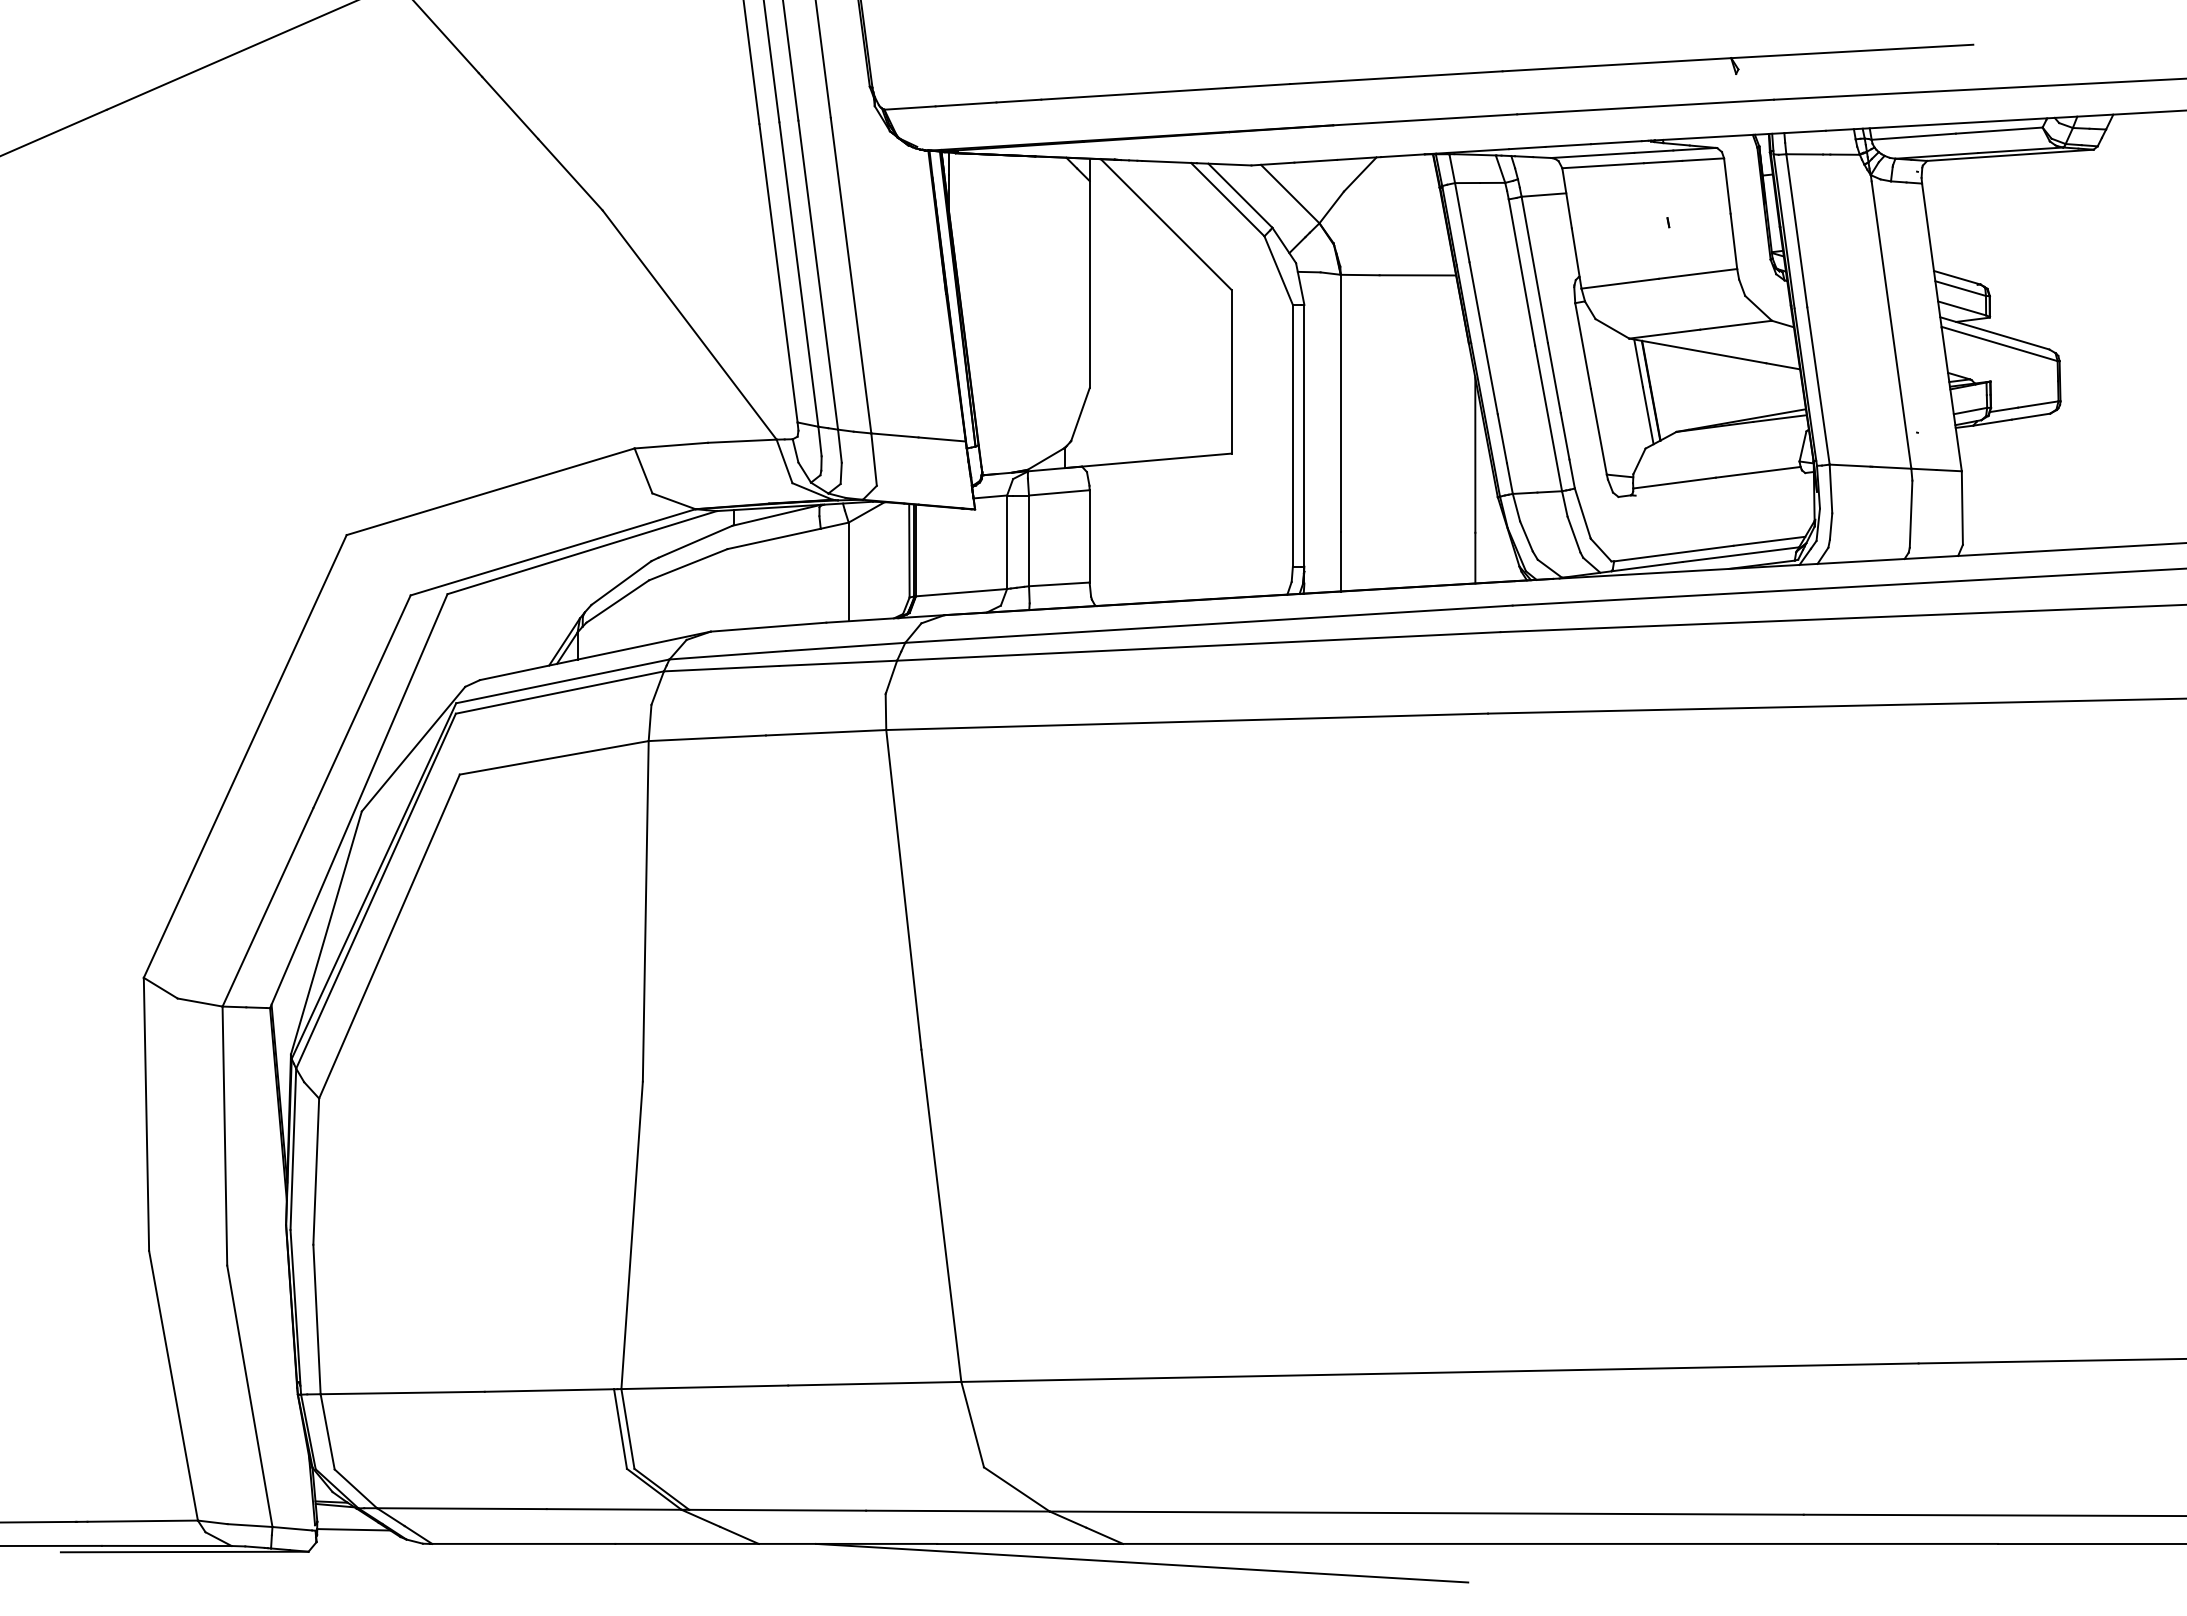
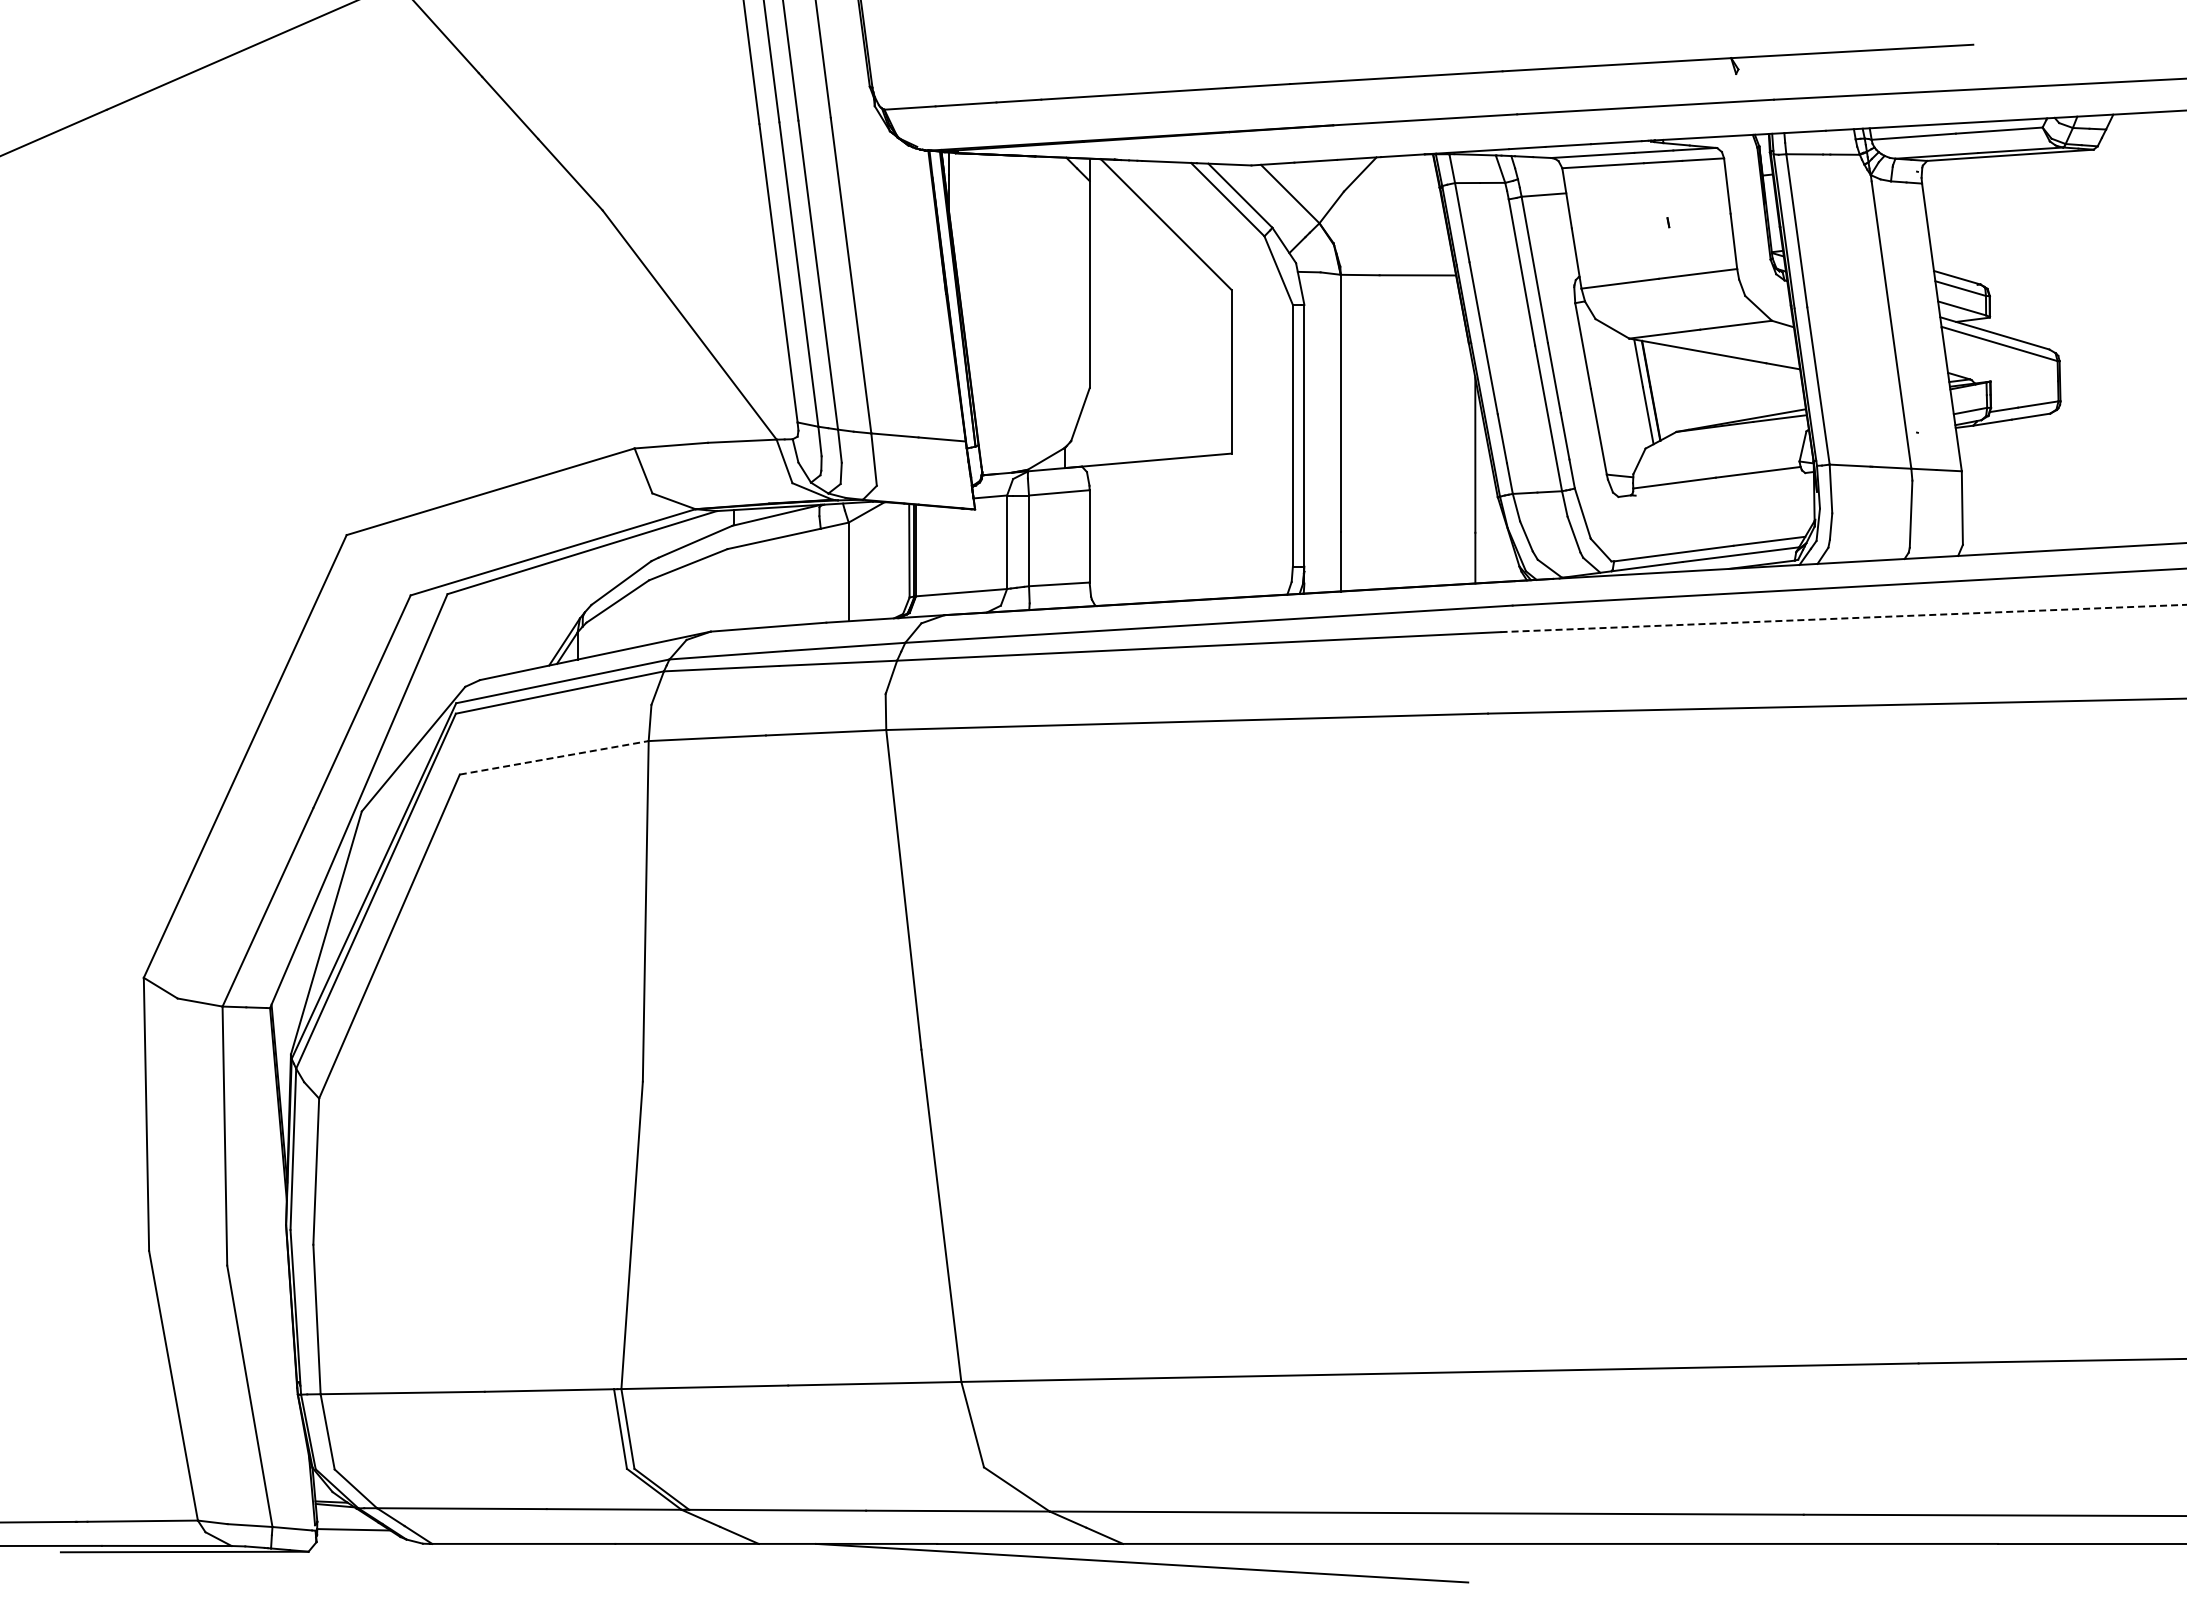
line: solid -> dashed (1843, 618)
line: solid -> dashed (554, 757)
